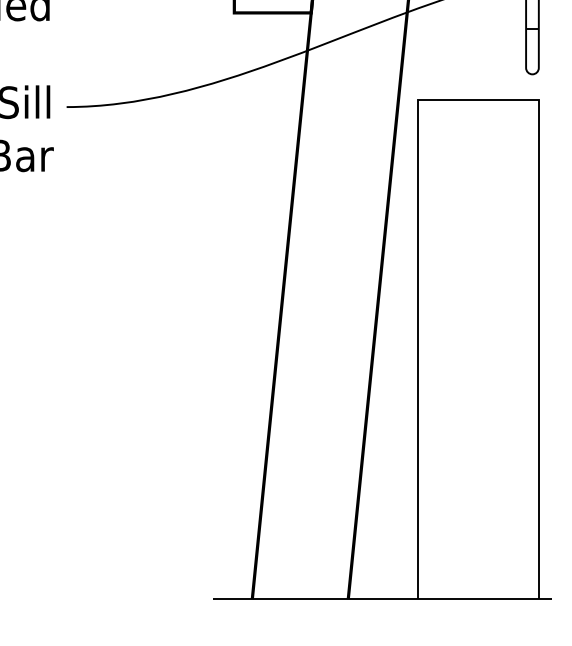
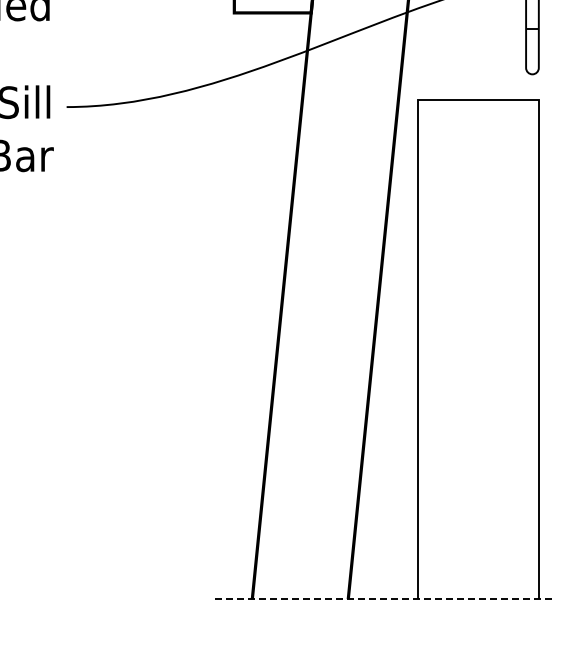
line: solid -> dashed (381, 599)
